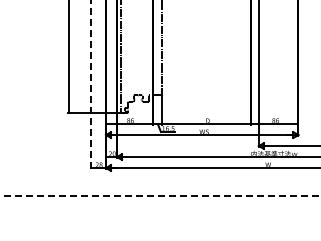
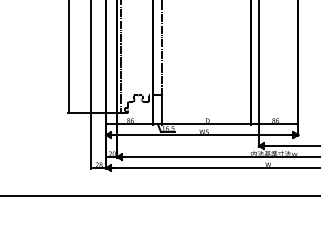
line: dashed -> solid (90, 84)
line: dashed -> solid (160, 195)
